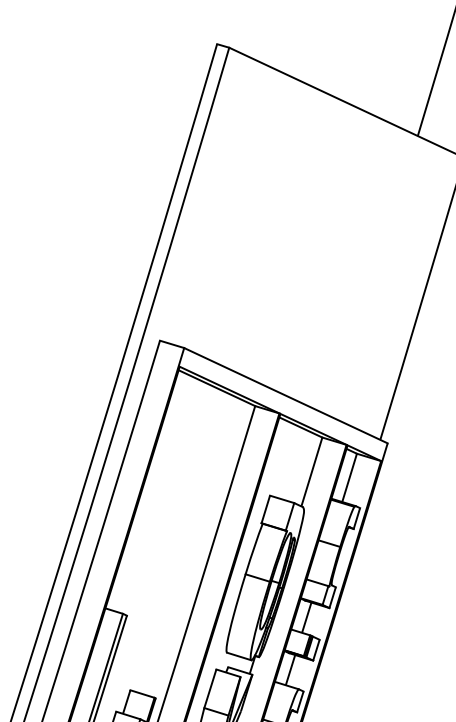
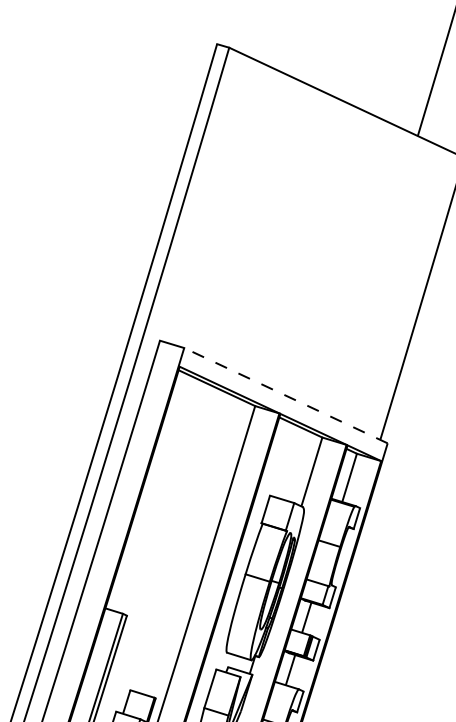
line: solid -> dashed (285, 395)
